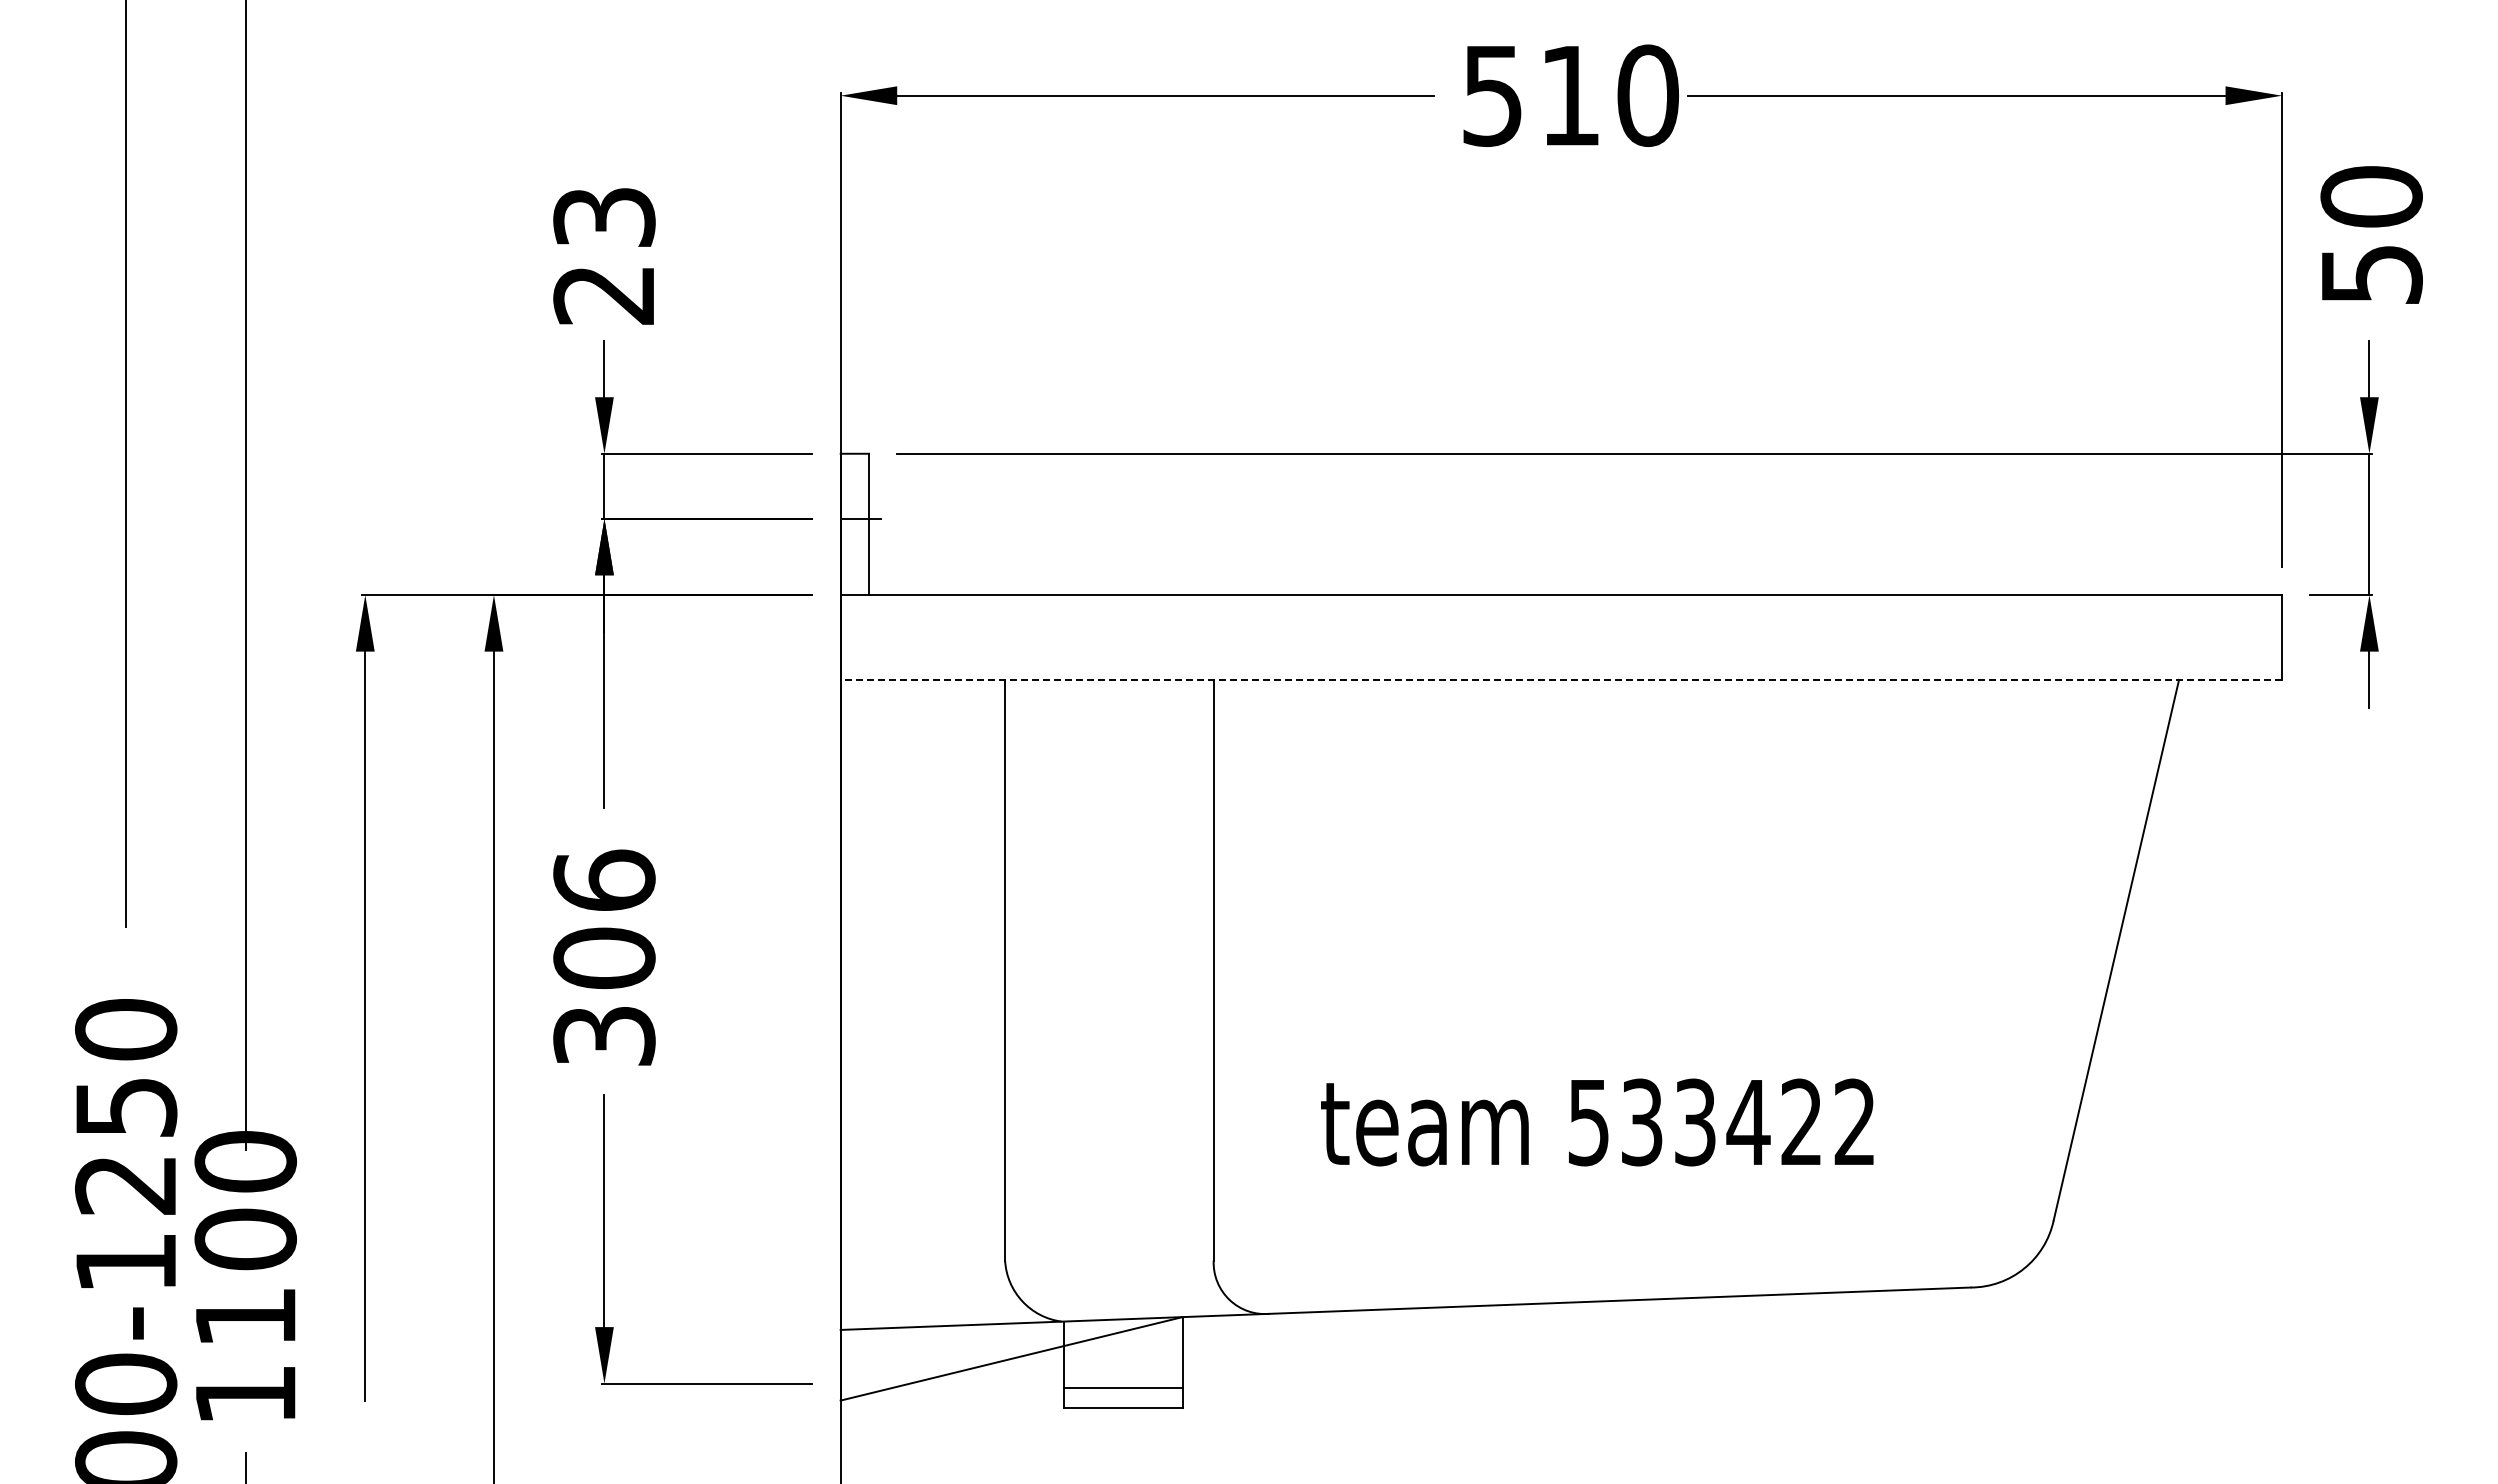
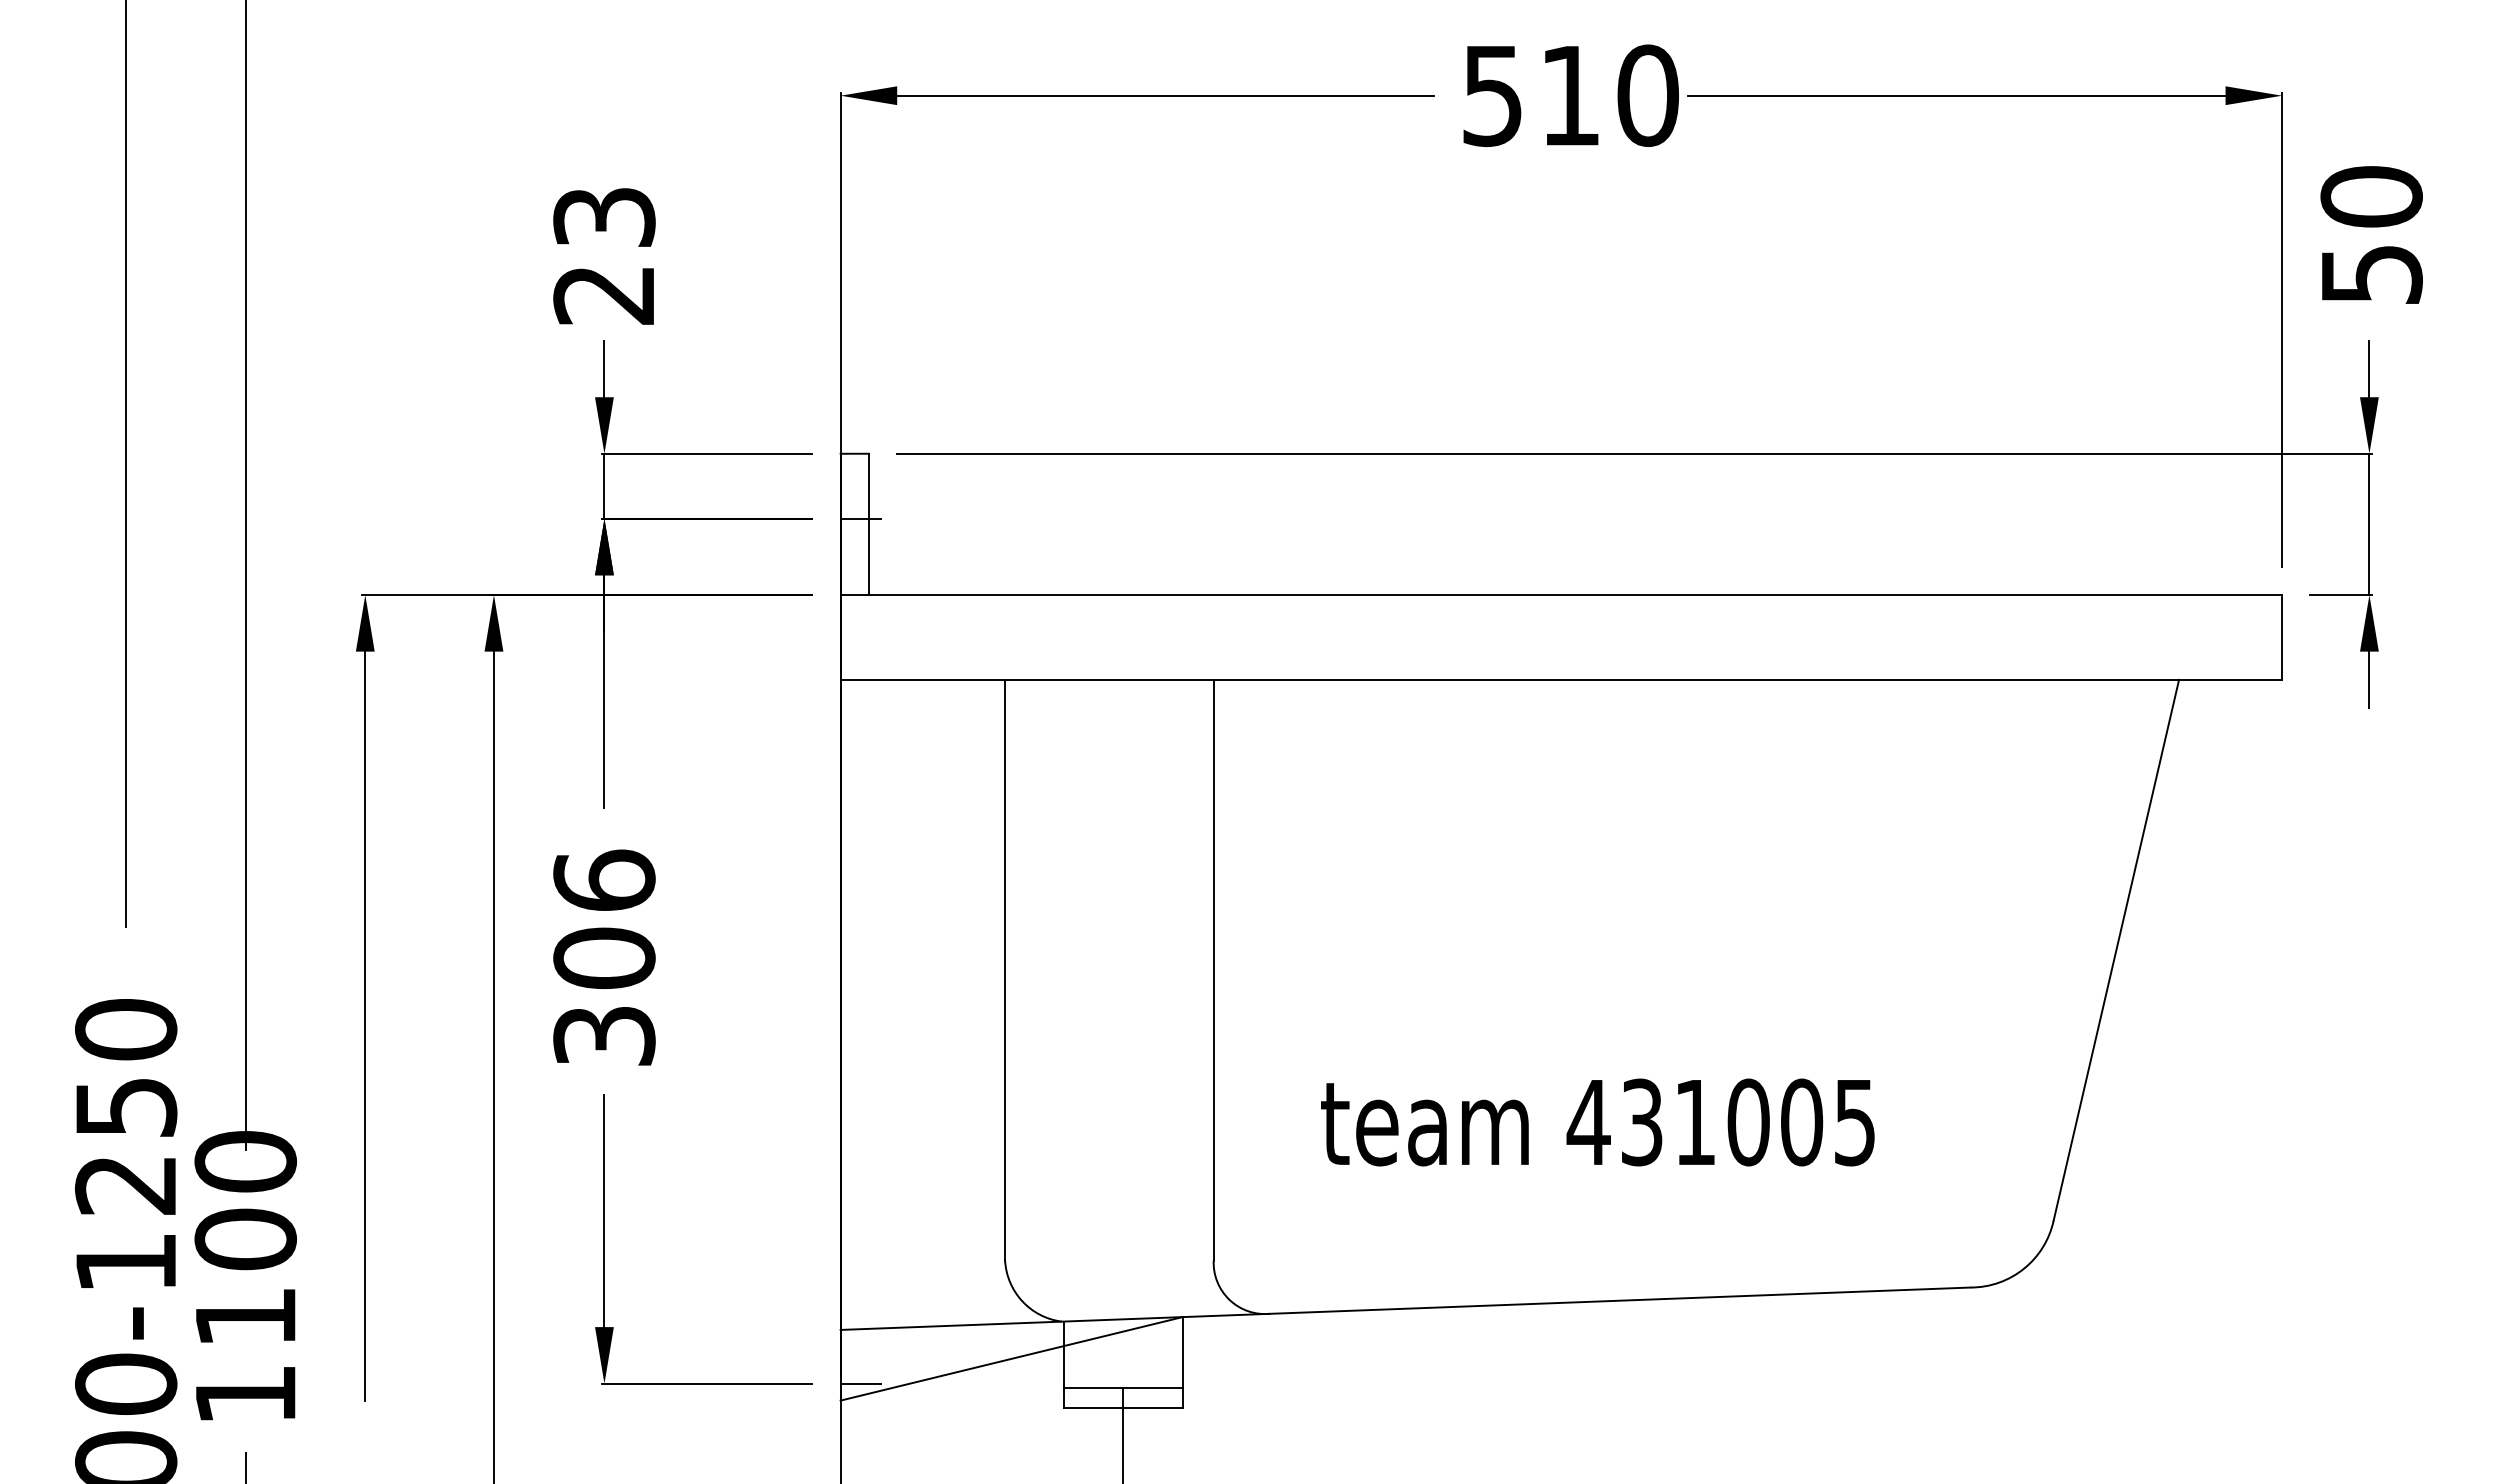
line: dashed -> solid (1561, 679)
text: 533422 -> 431005 (1720, 1122)
line: none -> present (861, 1383)
line: none -> present (1123, 1433)
